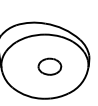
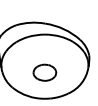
part position: (49, 66) -> (44, 72) (44, 72)
